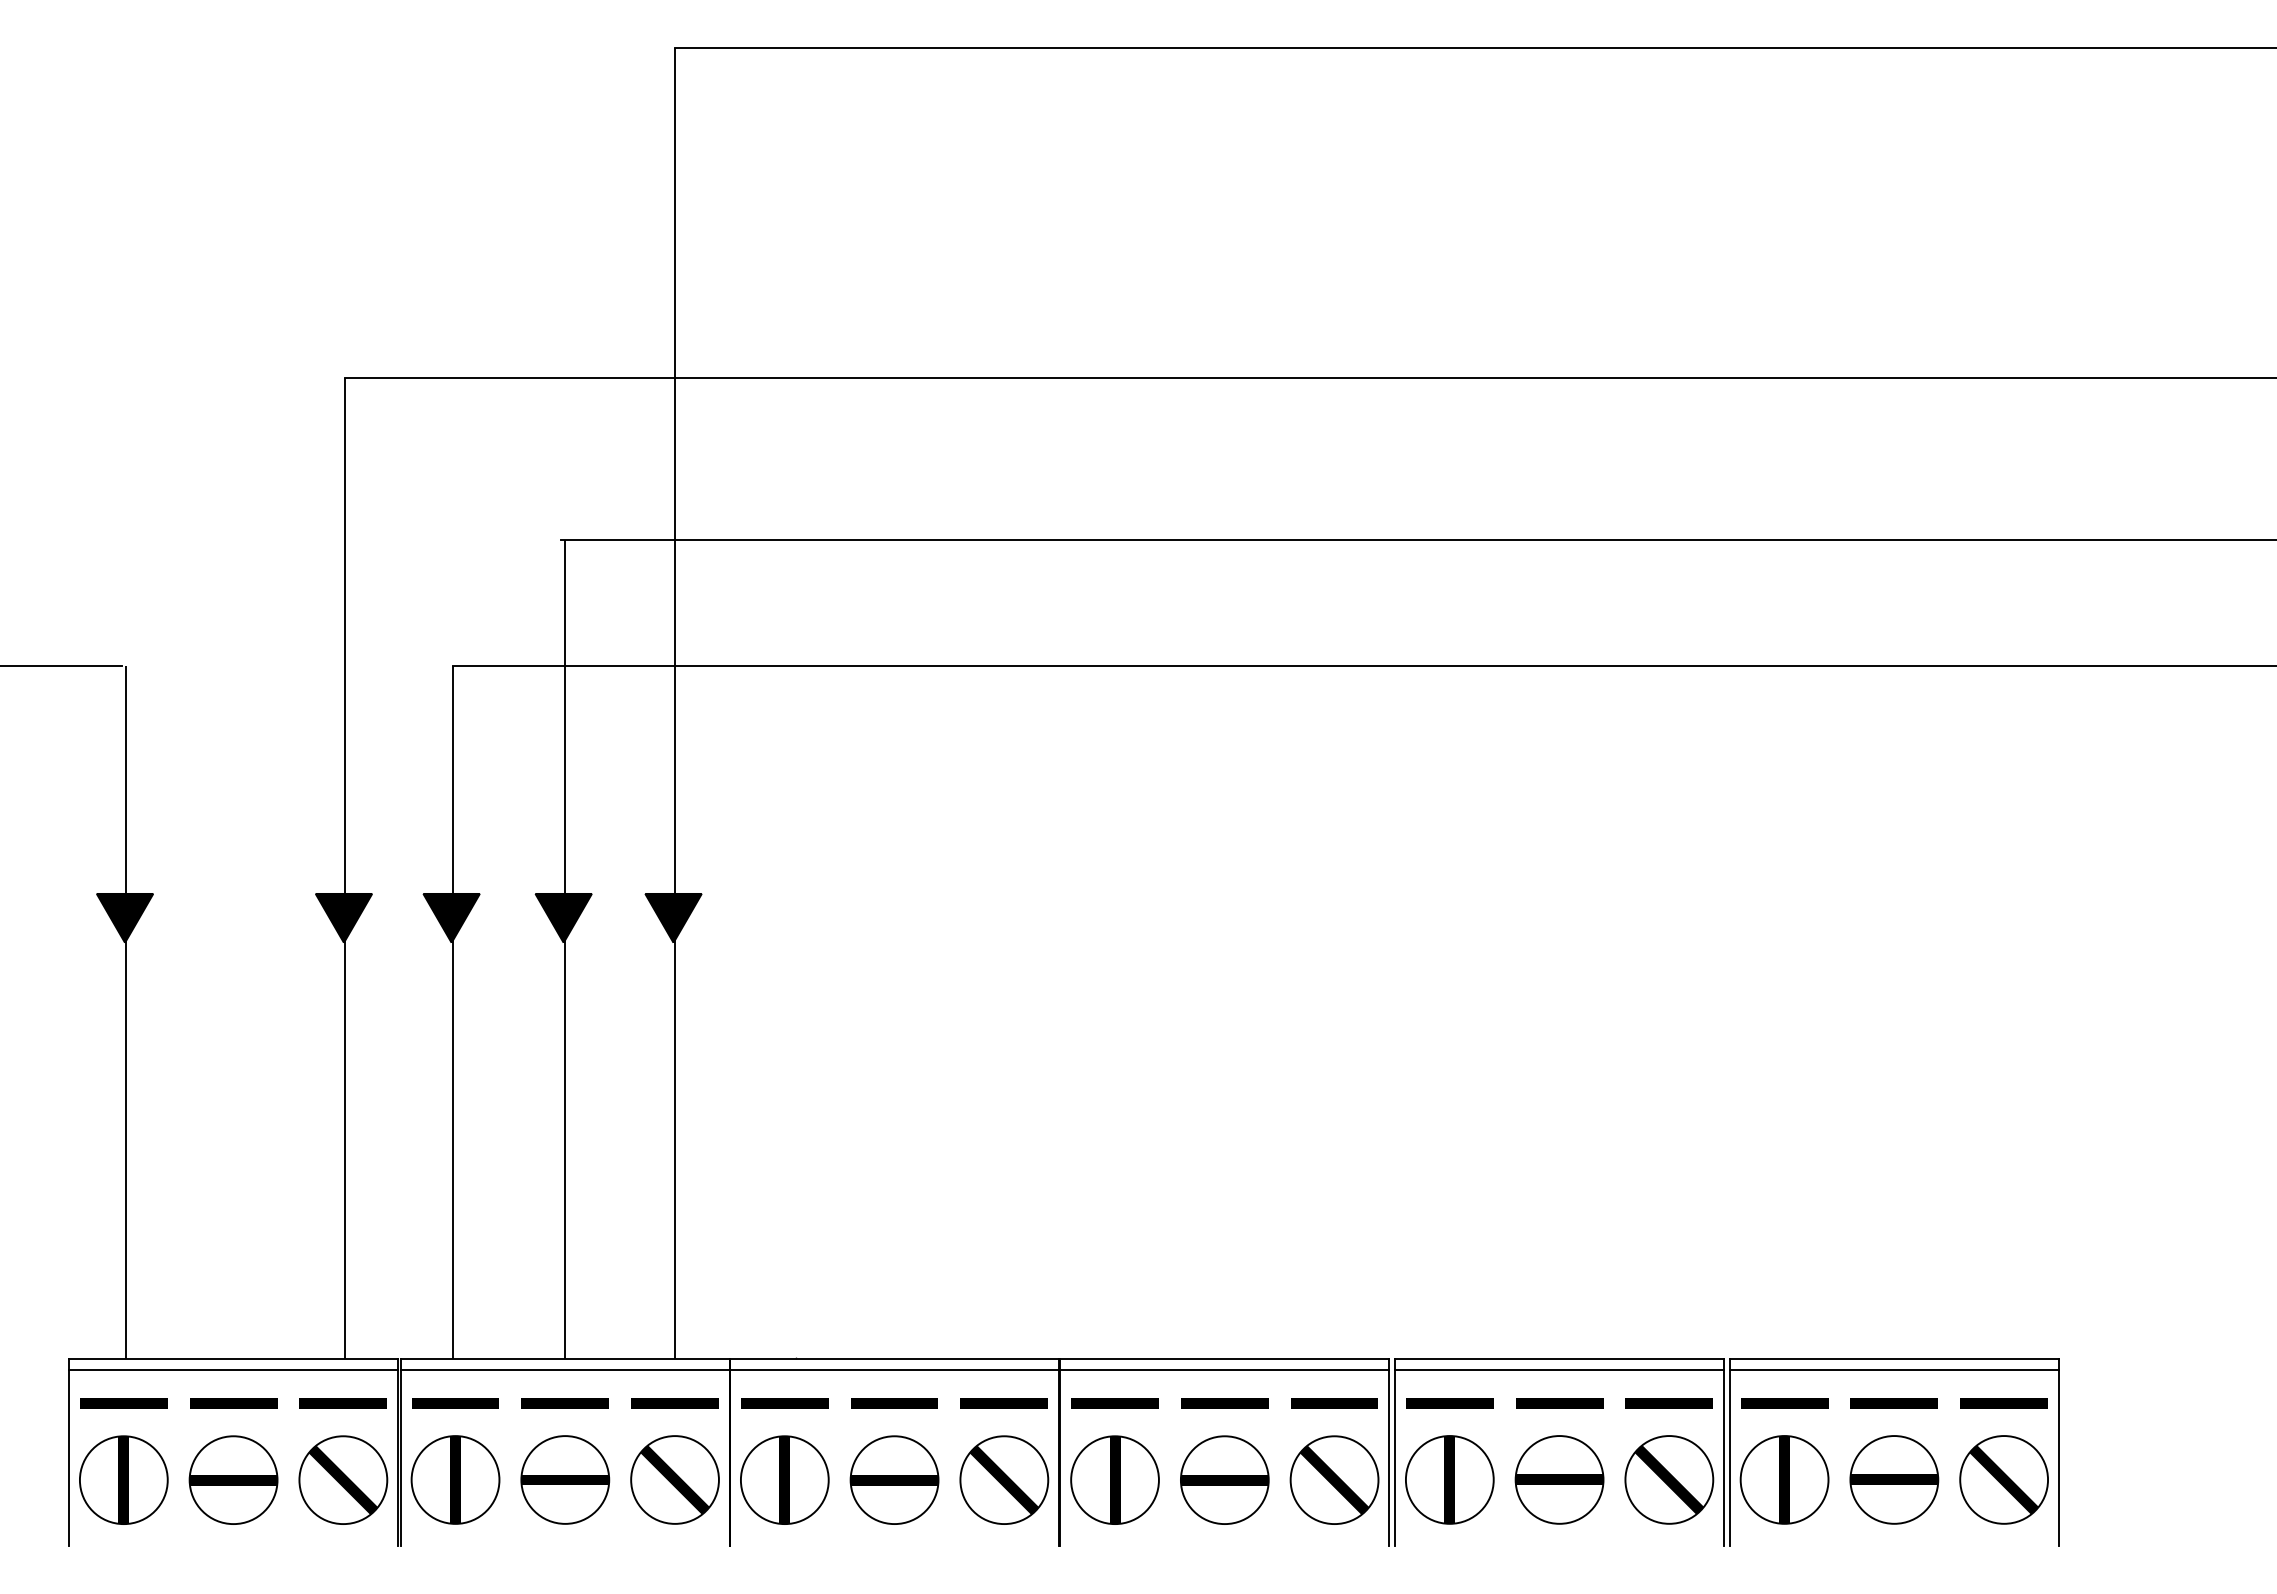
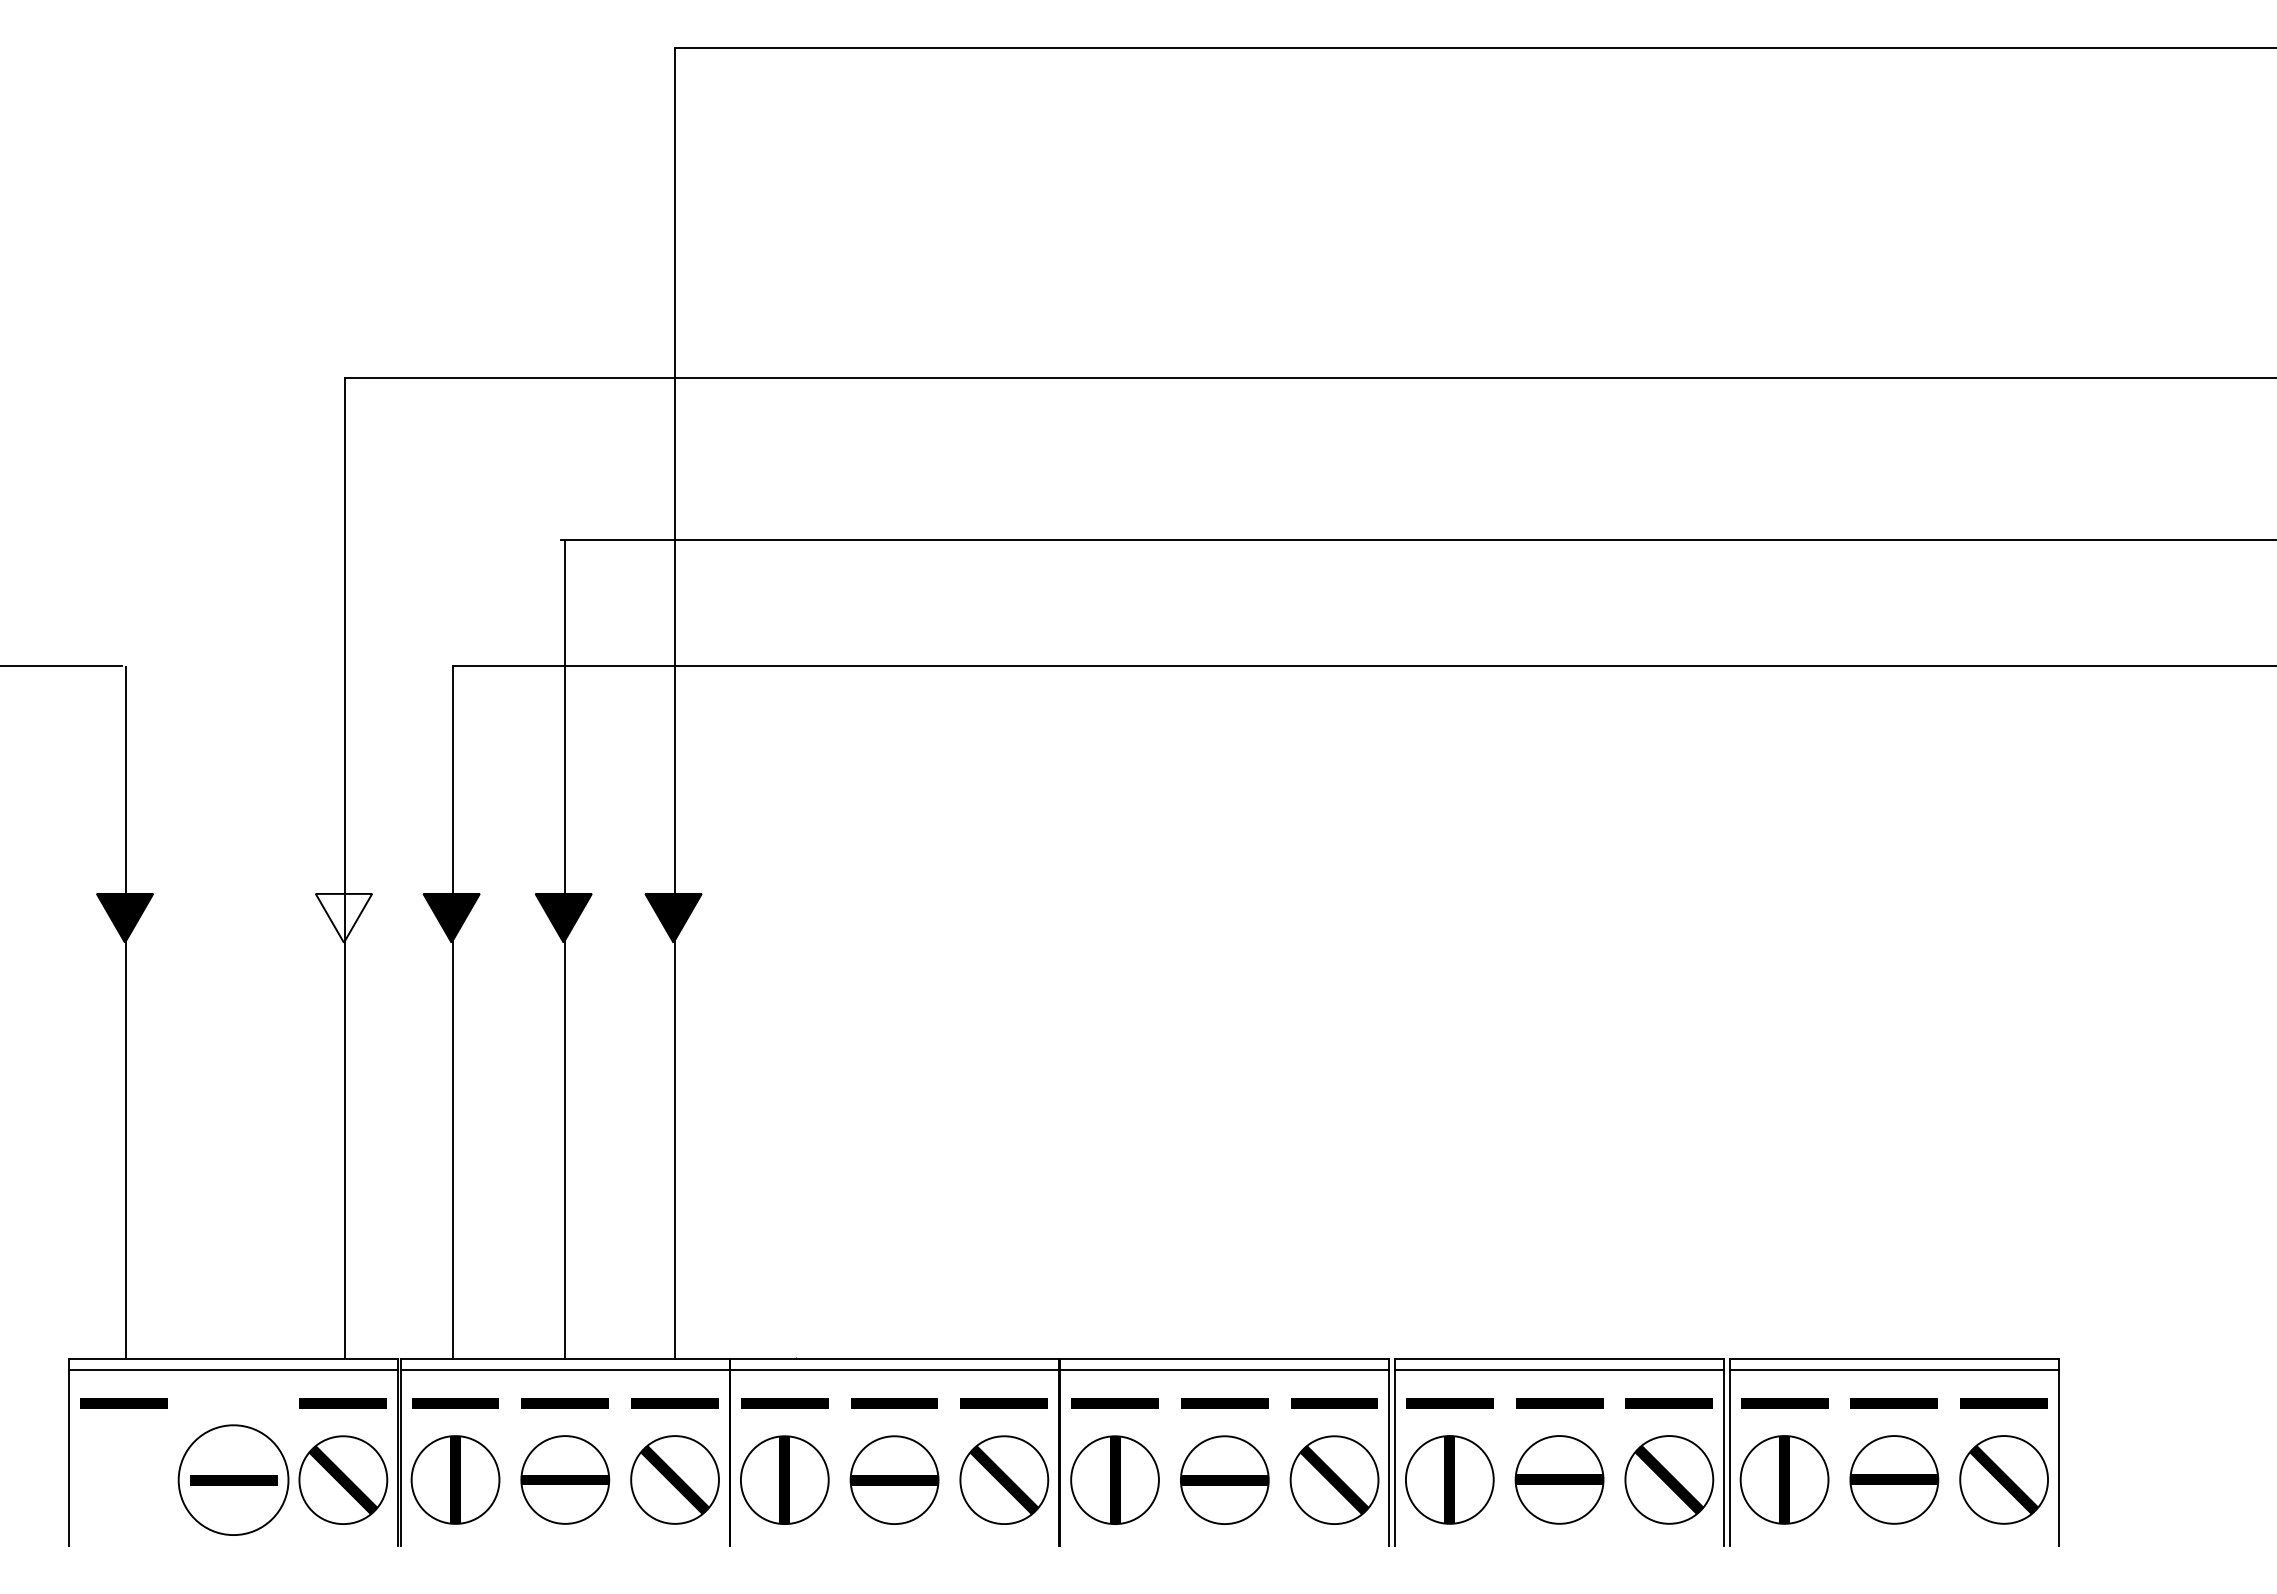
fill: present -> none (343, 917)
line: present -> none (233, 1403)
part: present -> none (123, 1479)
circle diameter: 88 px -> 110 px (233, 1480)
